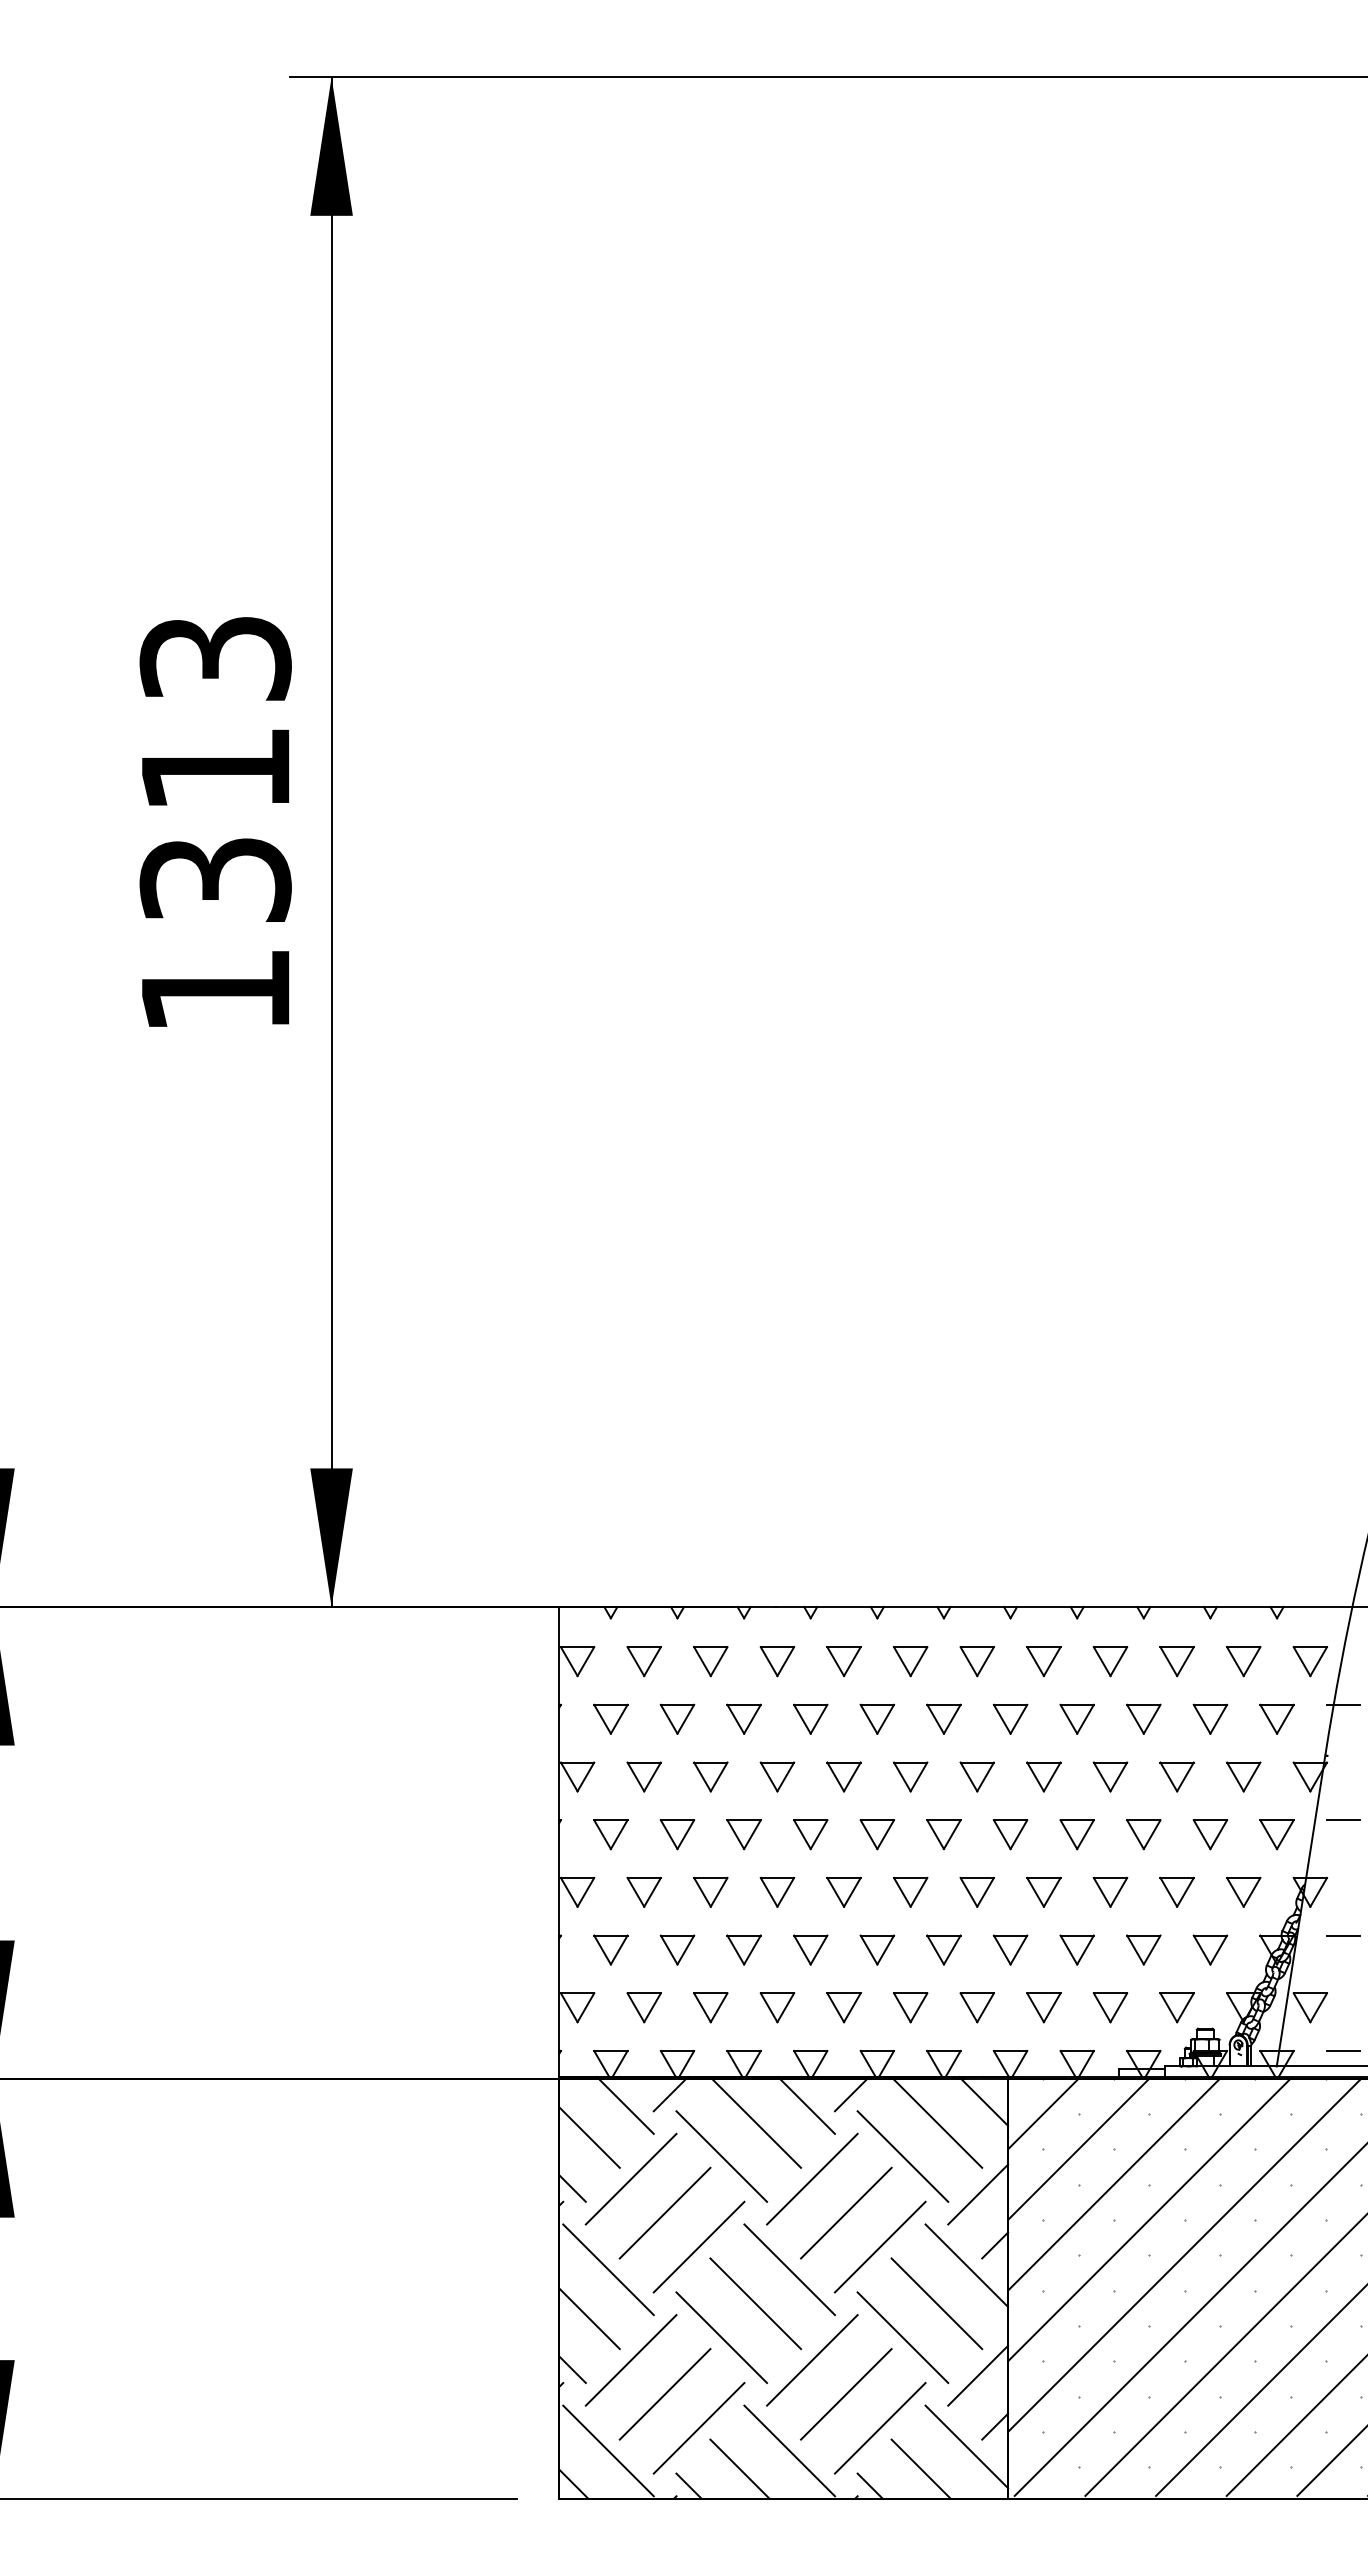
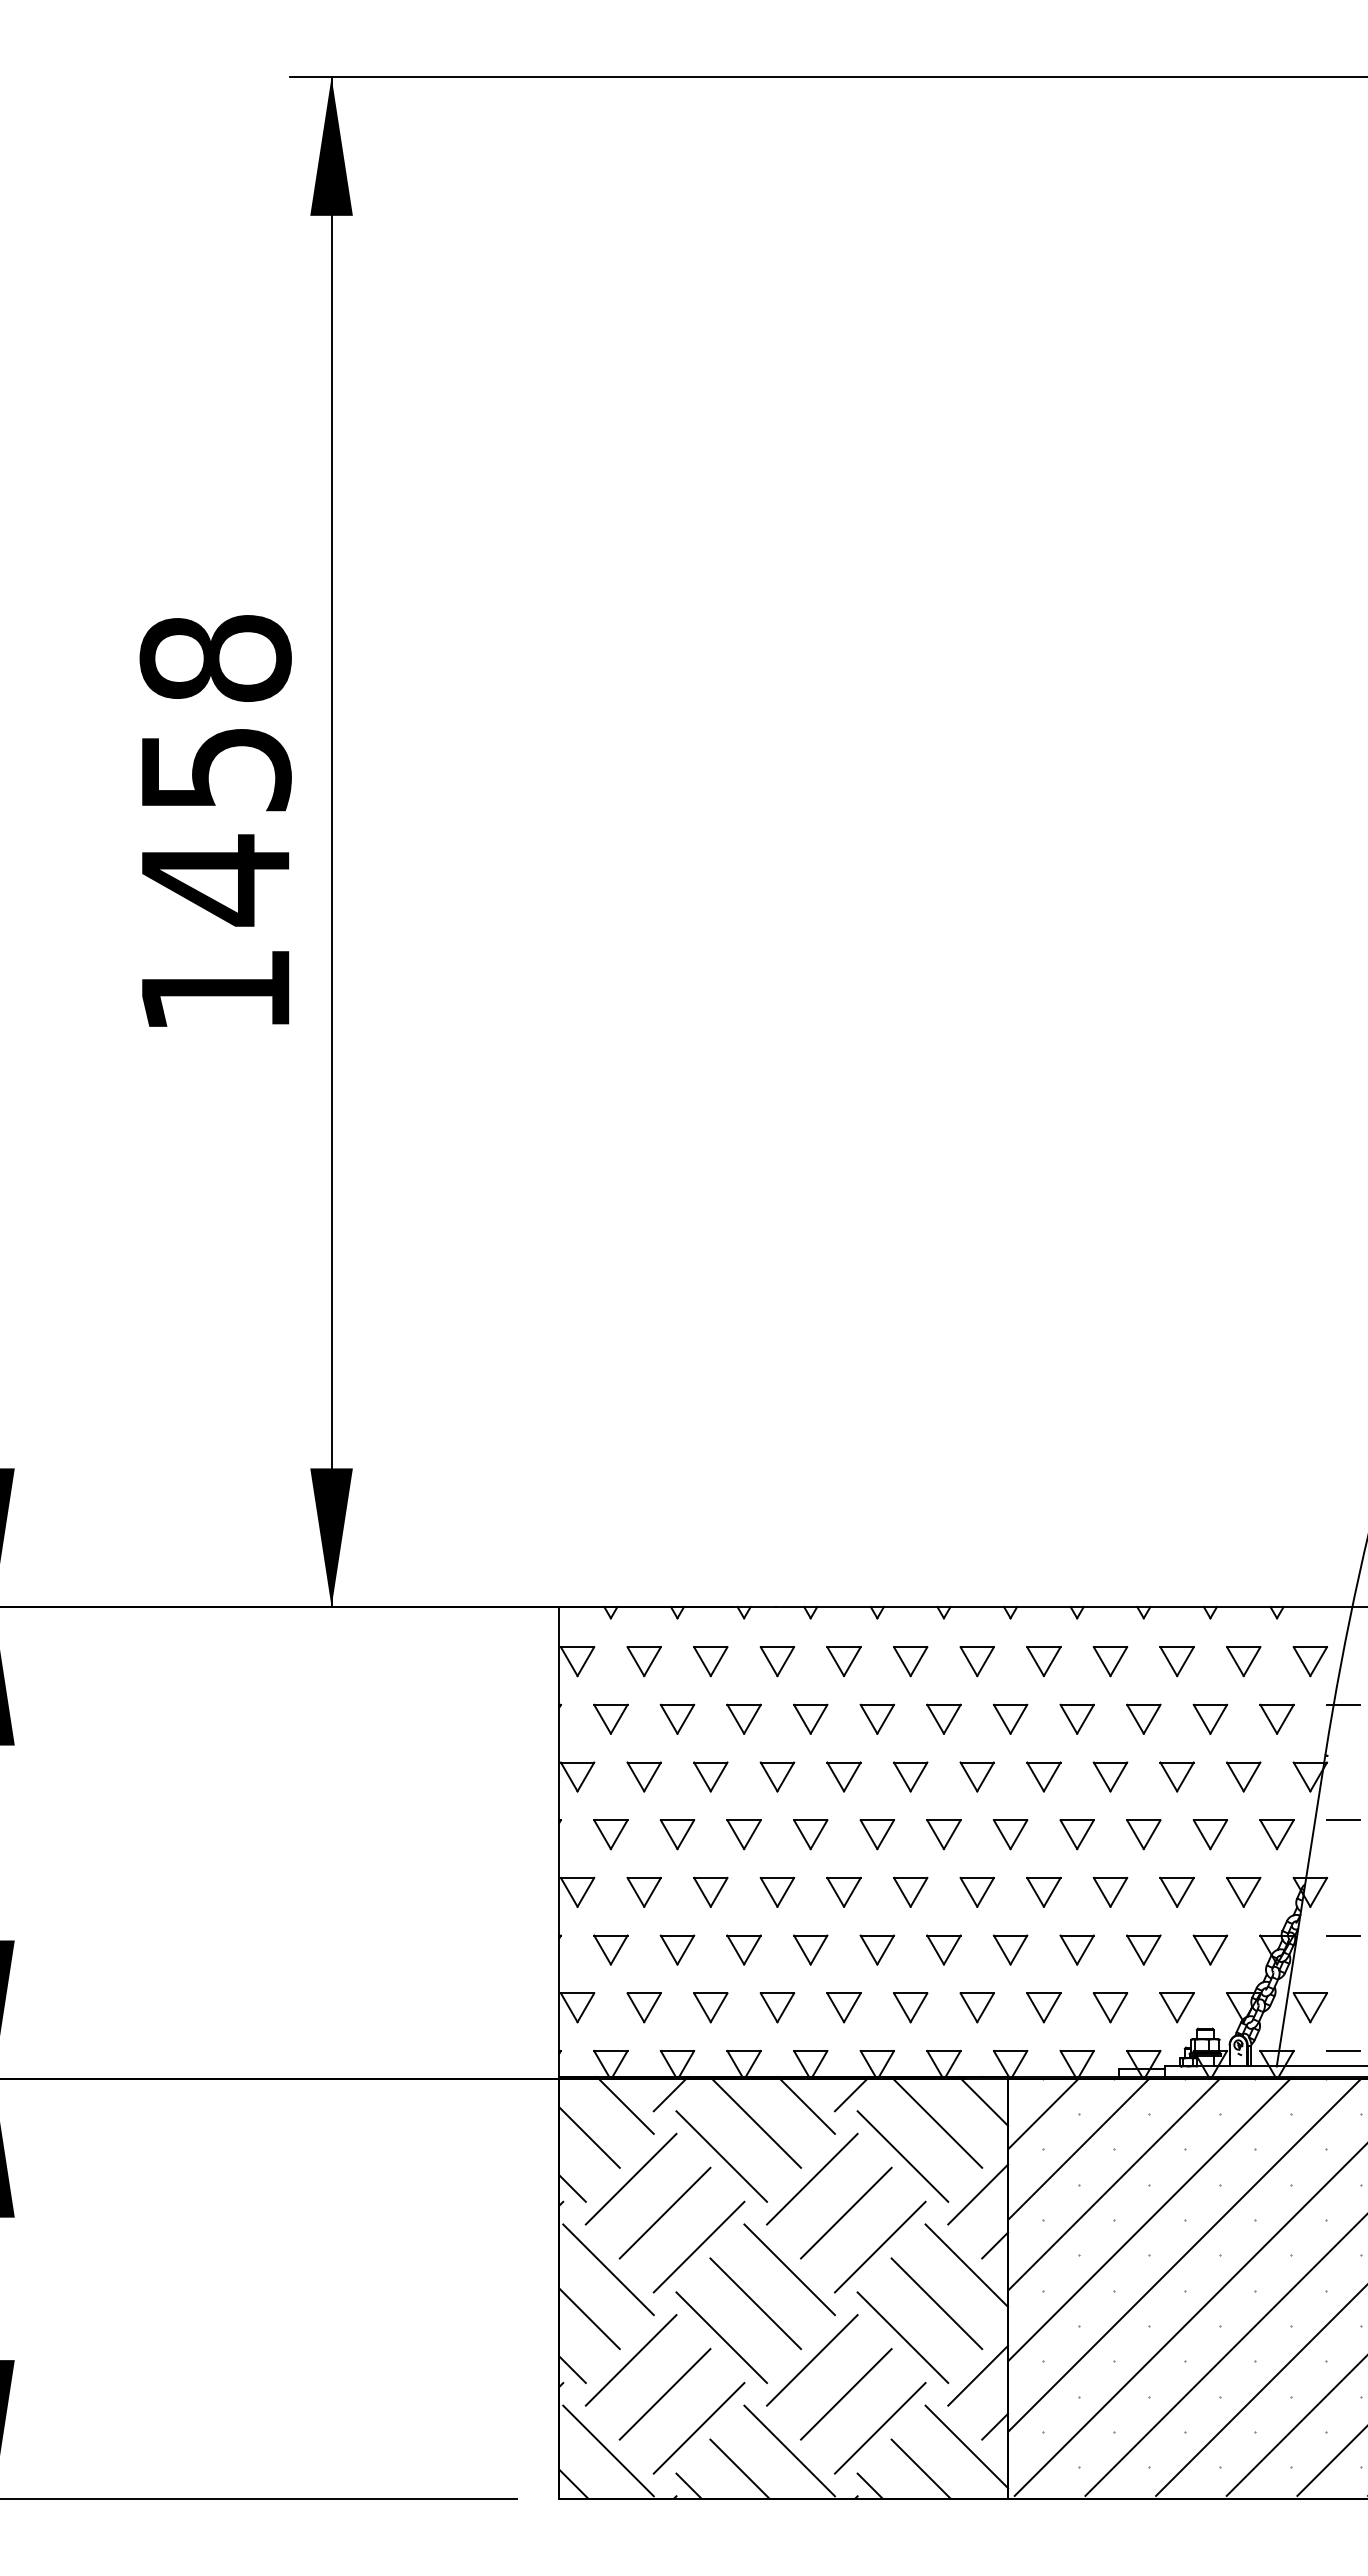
text: 1313 -> 1458 (215, 770)
